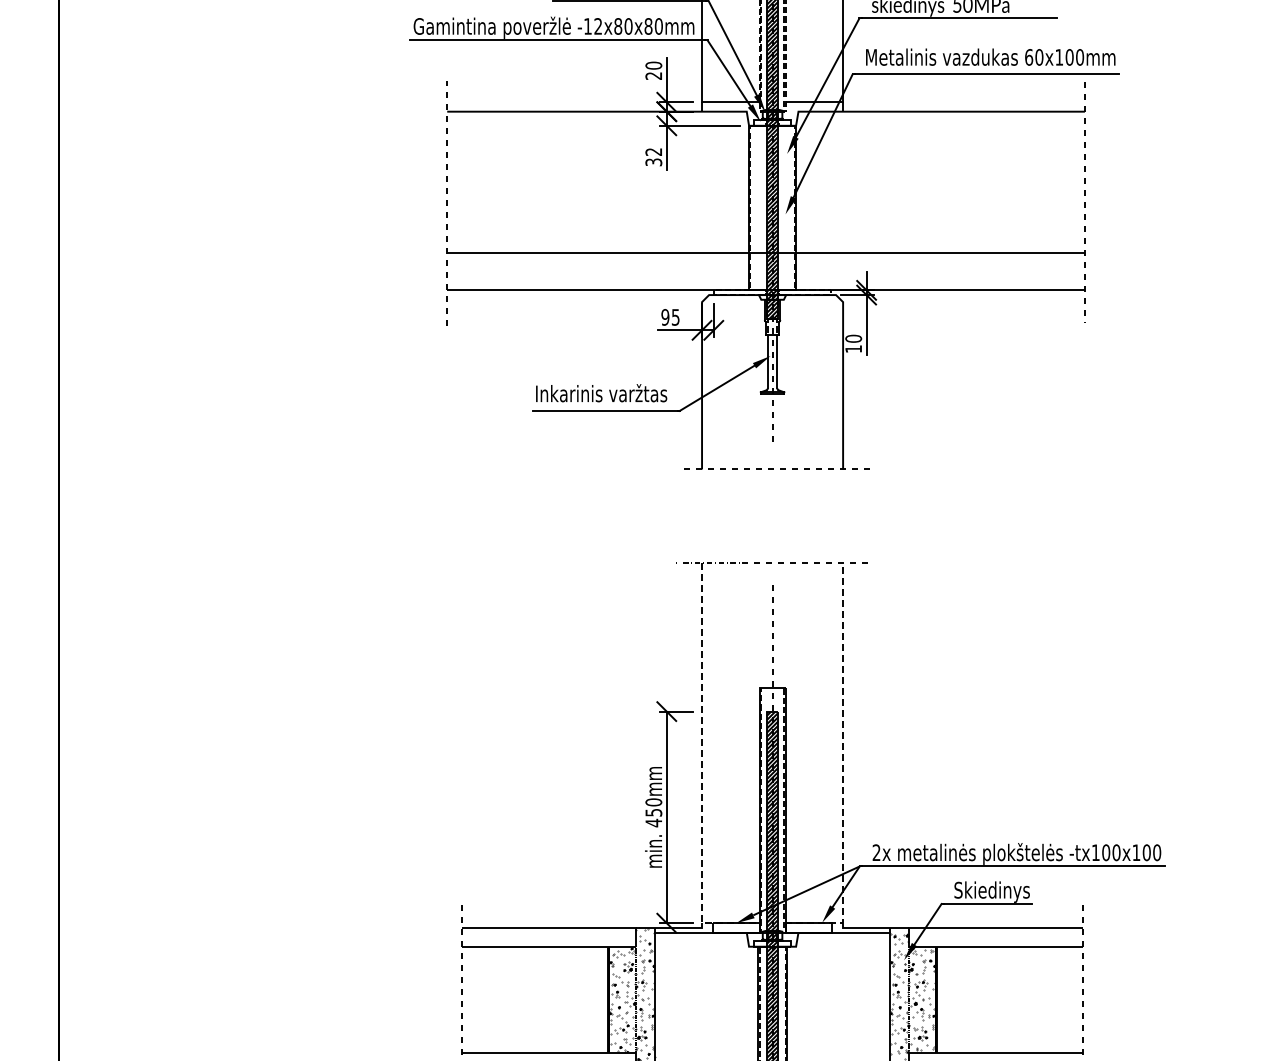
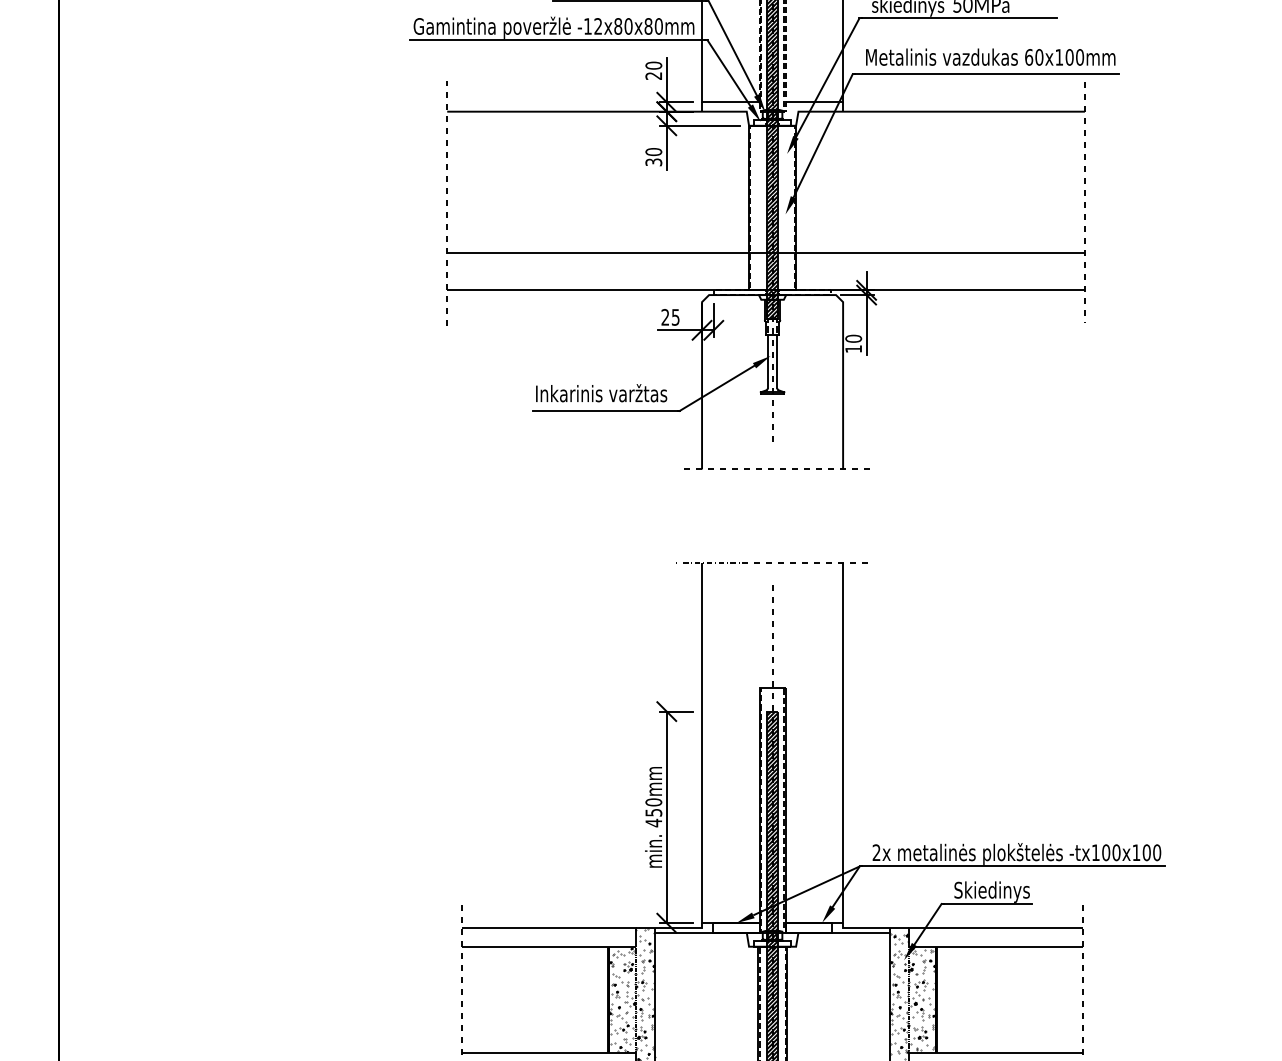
text: 32 -> 30 (653, 152)
text: 95 -> 25 (665, 317)
line: dashed -> solid (702, 772)
line: dashed -> solid (843, 772)
